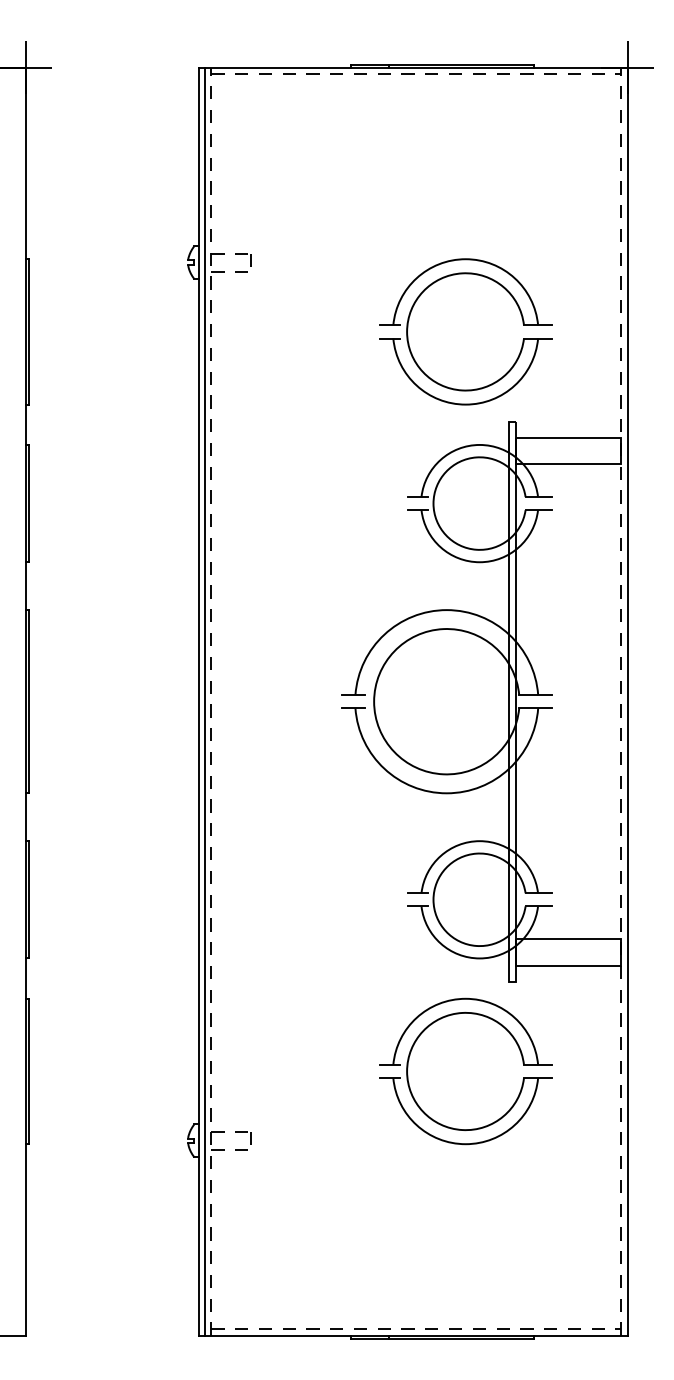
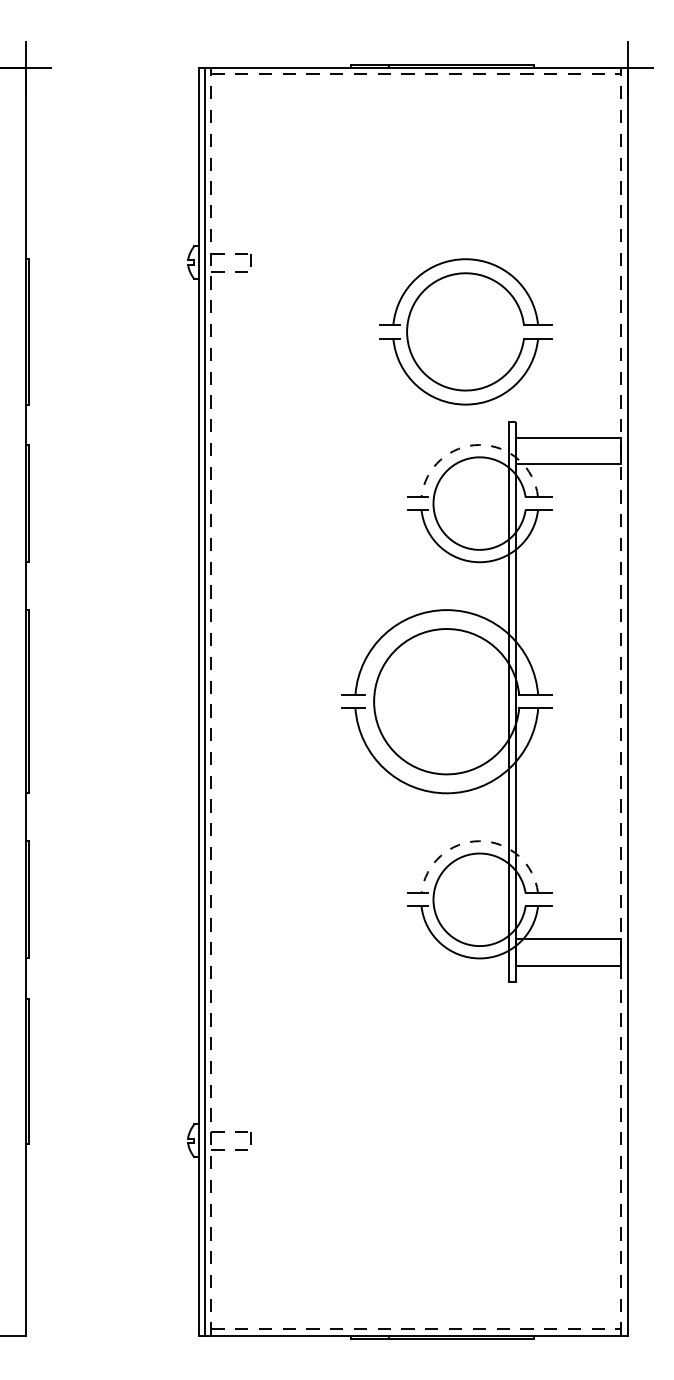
arc: solid -> dashed (479, 444)
arc: solid -> dashed (479, 841)
part: present -> none (409, 1060)
